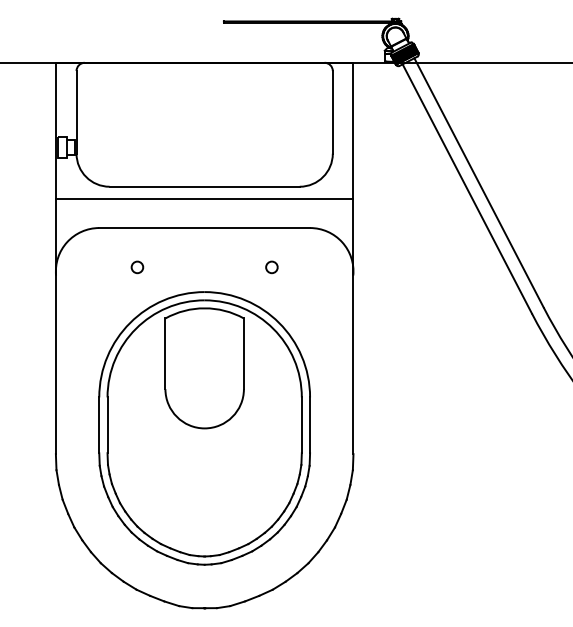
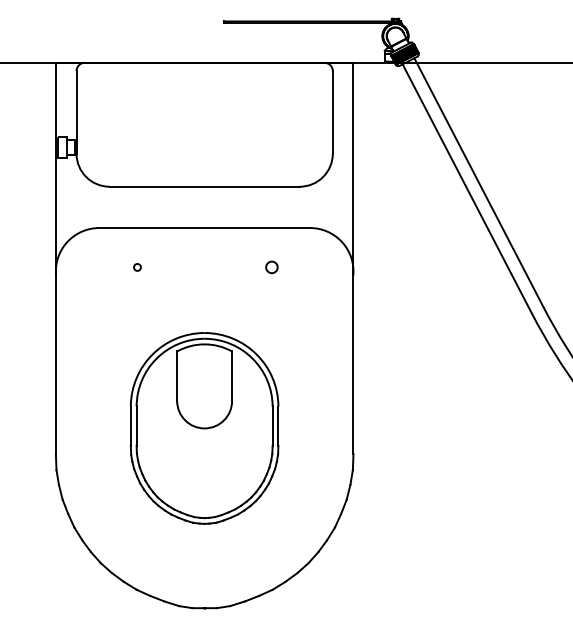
line: present -> none (204, 199)
circle size: 15x15 px -> 9x9 px (137, 267)
part size: 213x275 px -> 151x193 px (204, 428)
